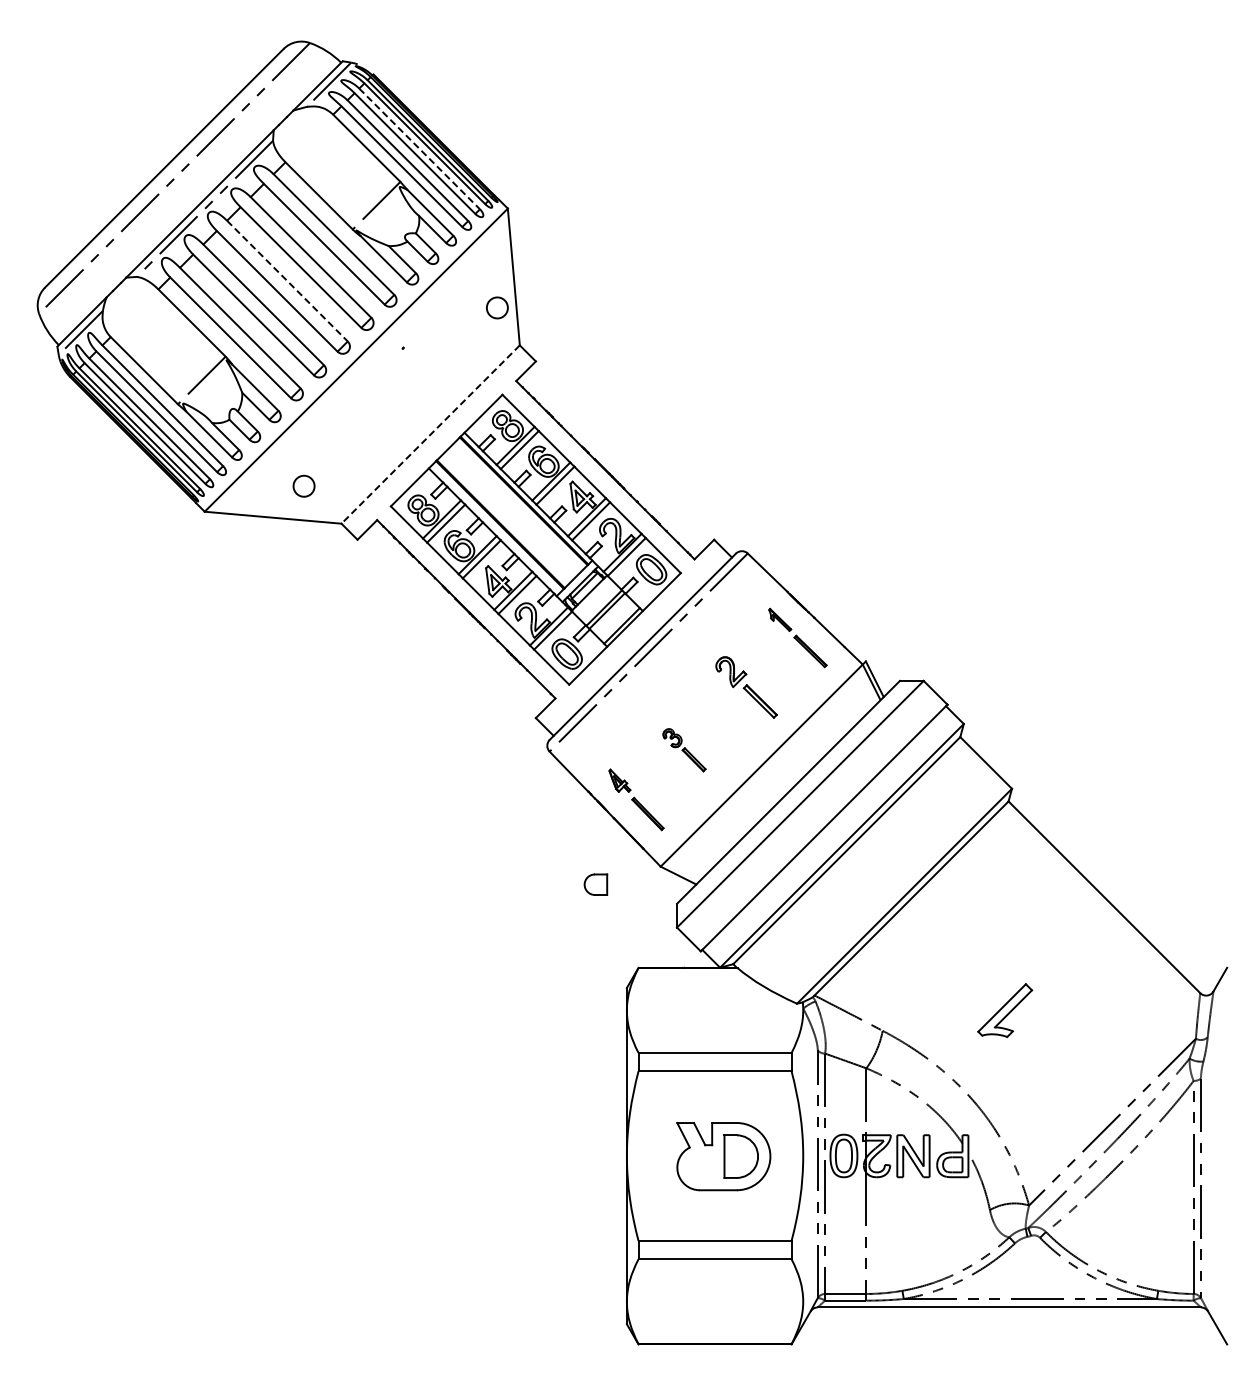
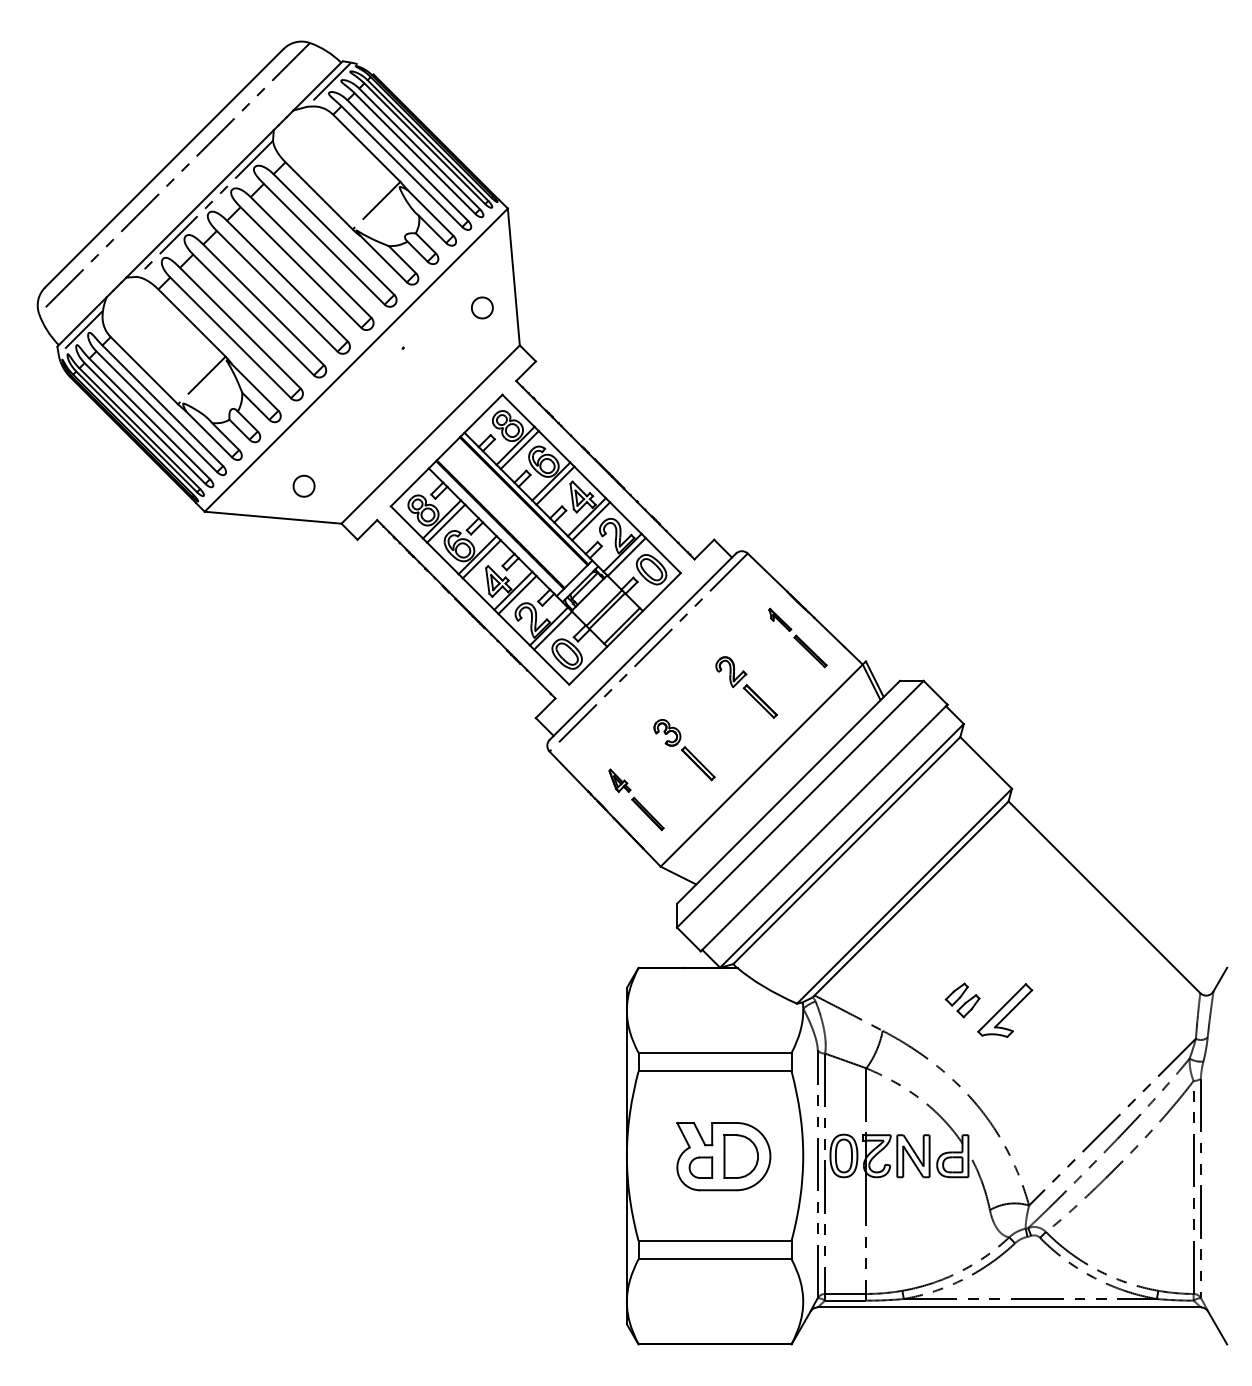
line: dashed -> solid (419, 149)
line: dashed -> solid (287, 281)
part position: (497, 307) -> (482, 307) (482, 307)
line: dashed -> solid (430, 434)
part size: 45x45 px -> 63x63 px (684, 750)
part position: (595, 884) -> (700, 1167) (700, 1167)
part: none -> present (962, 1000)
